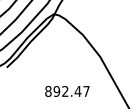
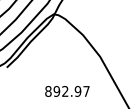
text: 892.47 -> 892.97 (77, 91)
